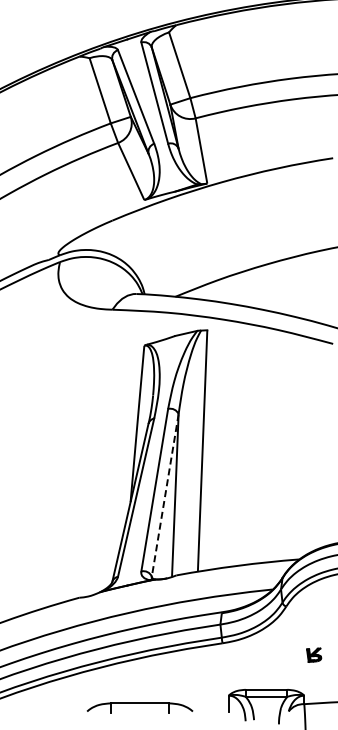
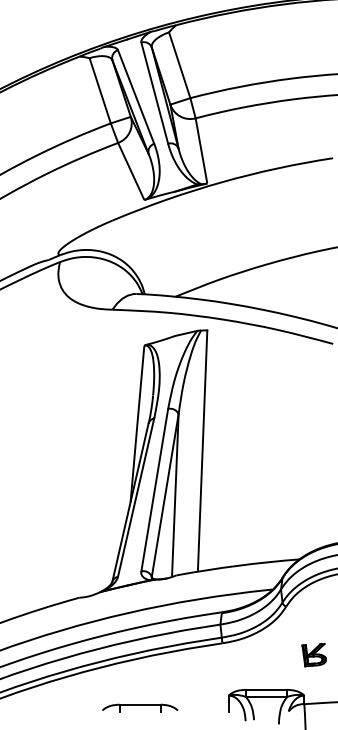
line: dashed -> solid (165, 495)
part size: 17x16 px -> 26x25 px (313, 655)
part size: 108x12 px -> 77x10 px (140, 707)
